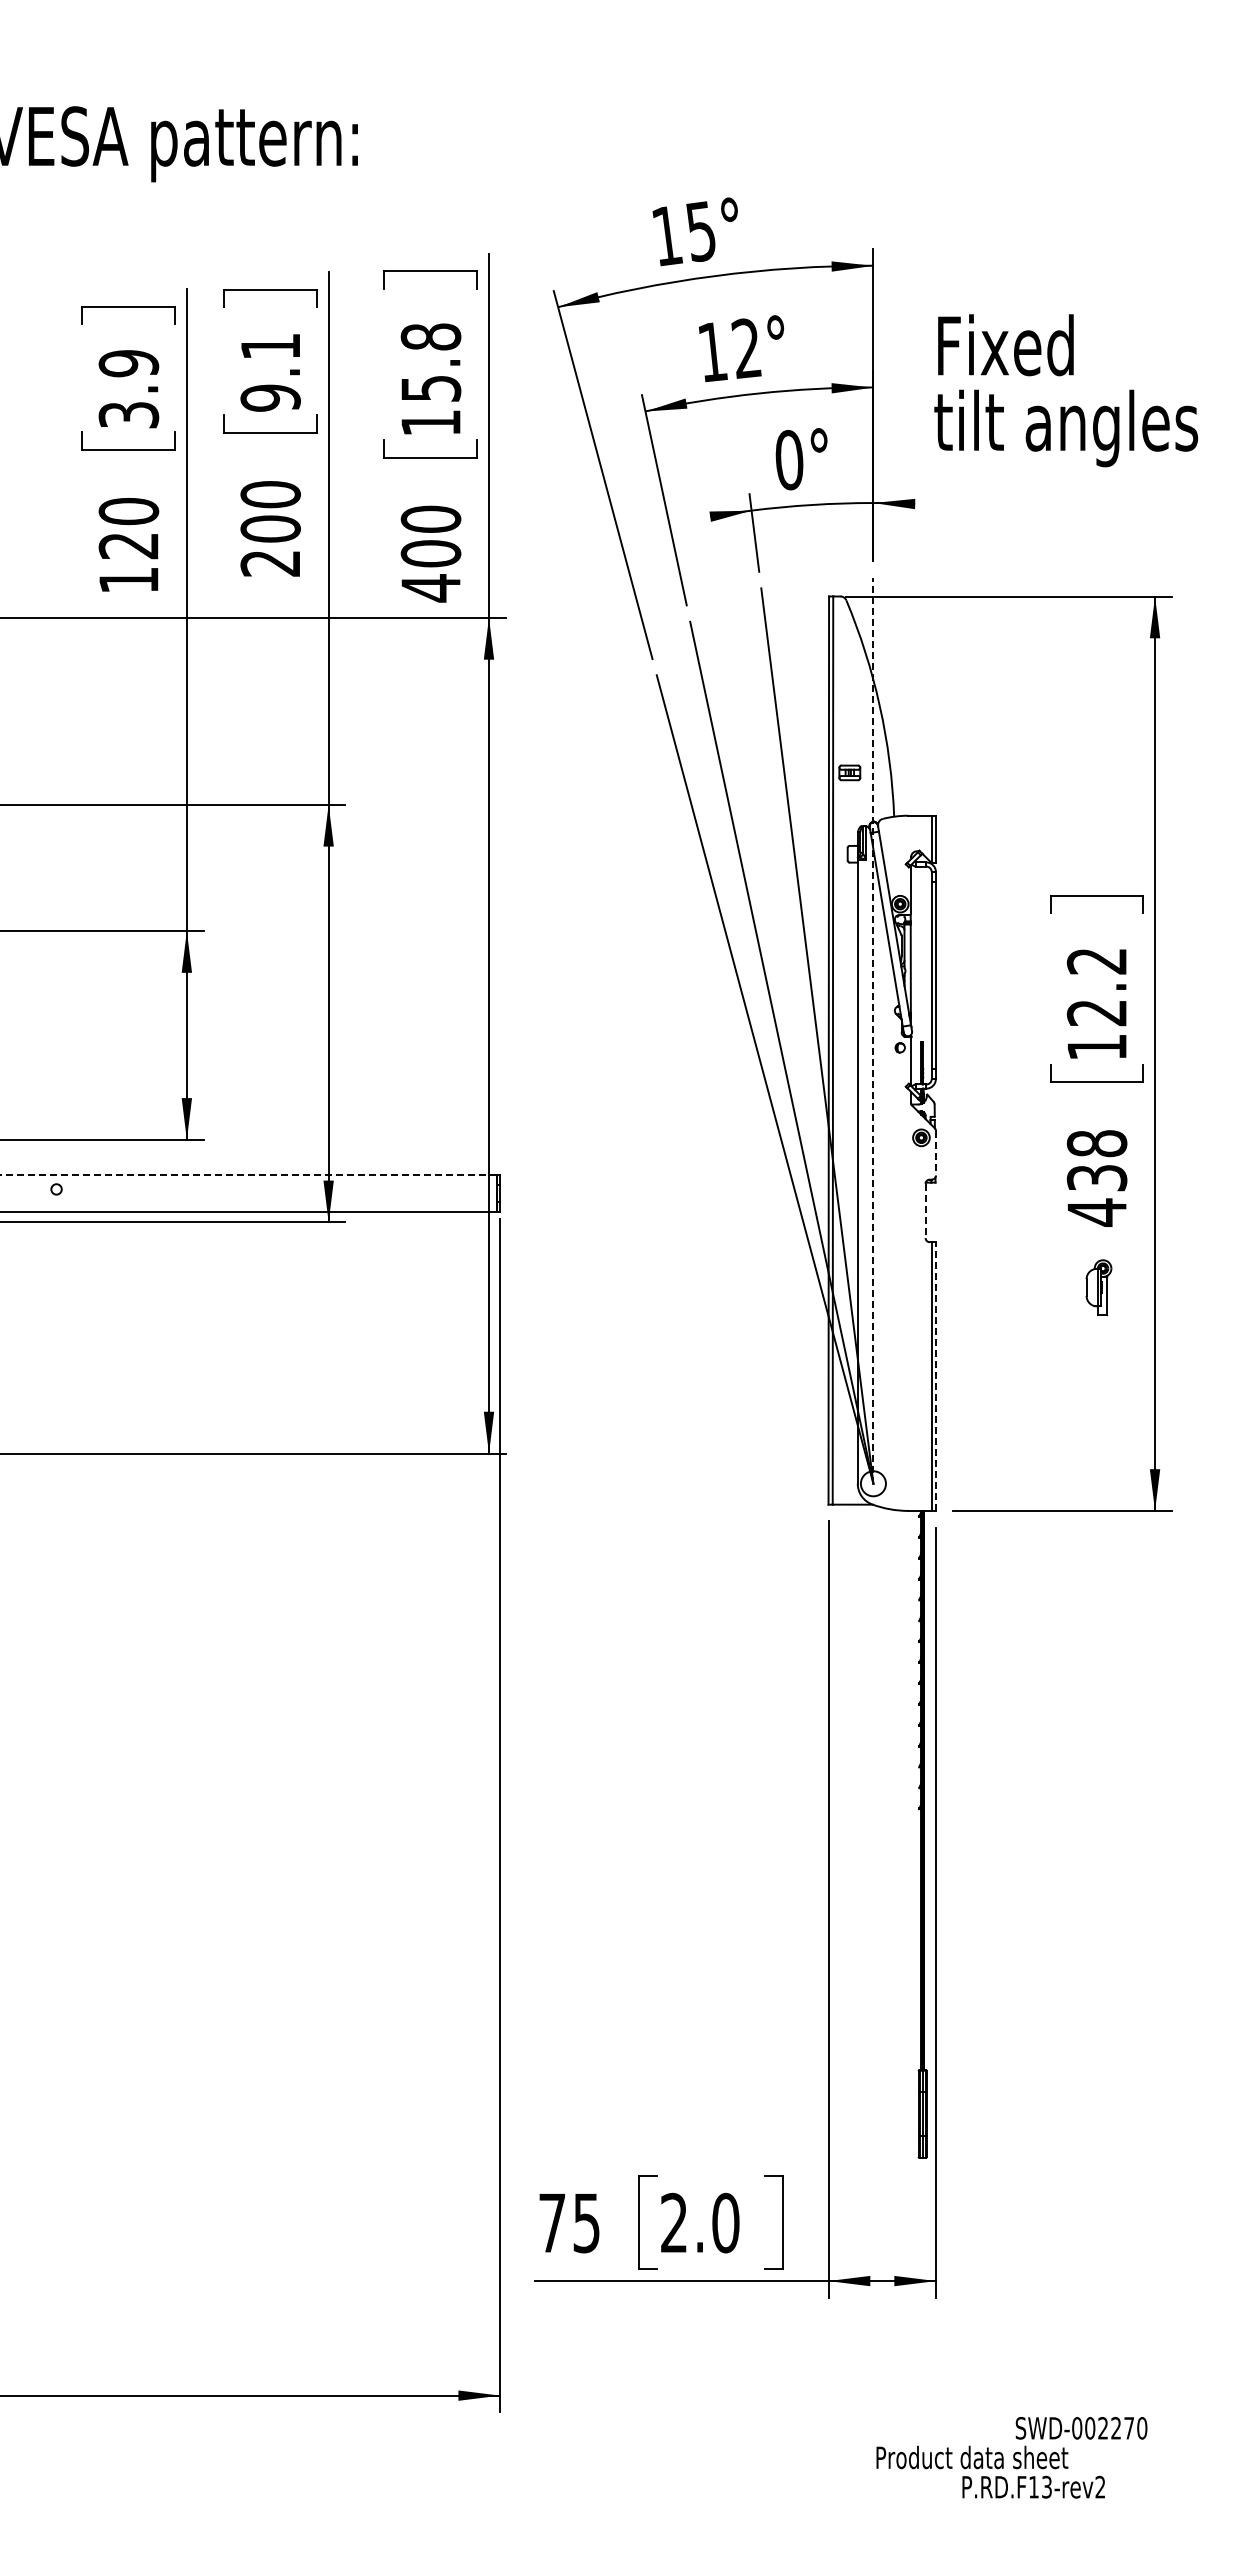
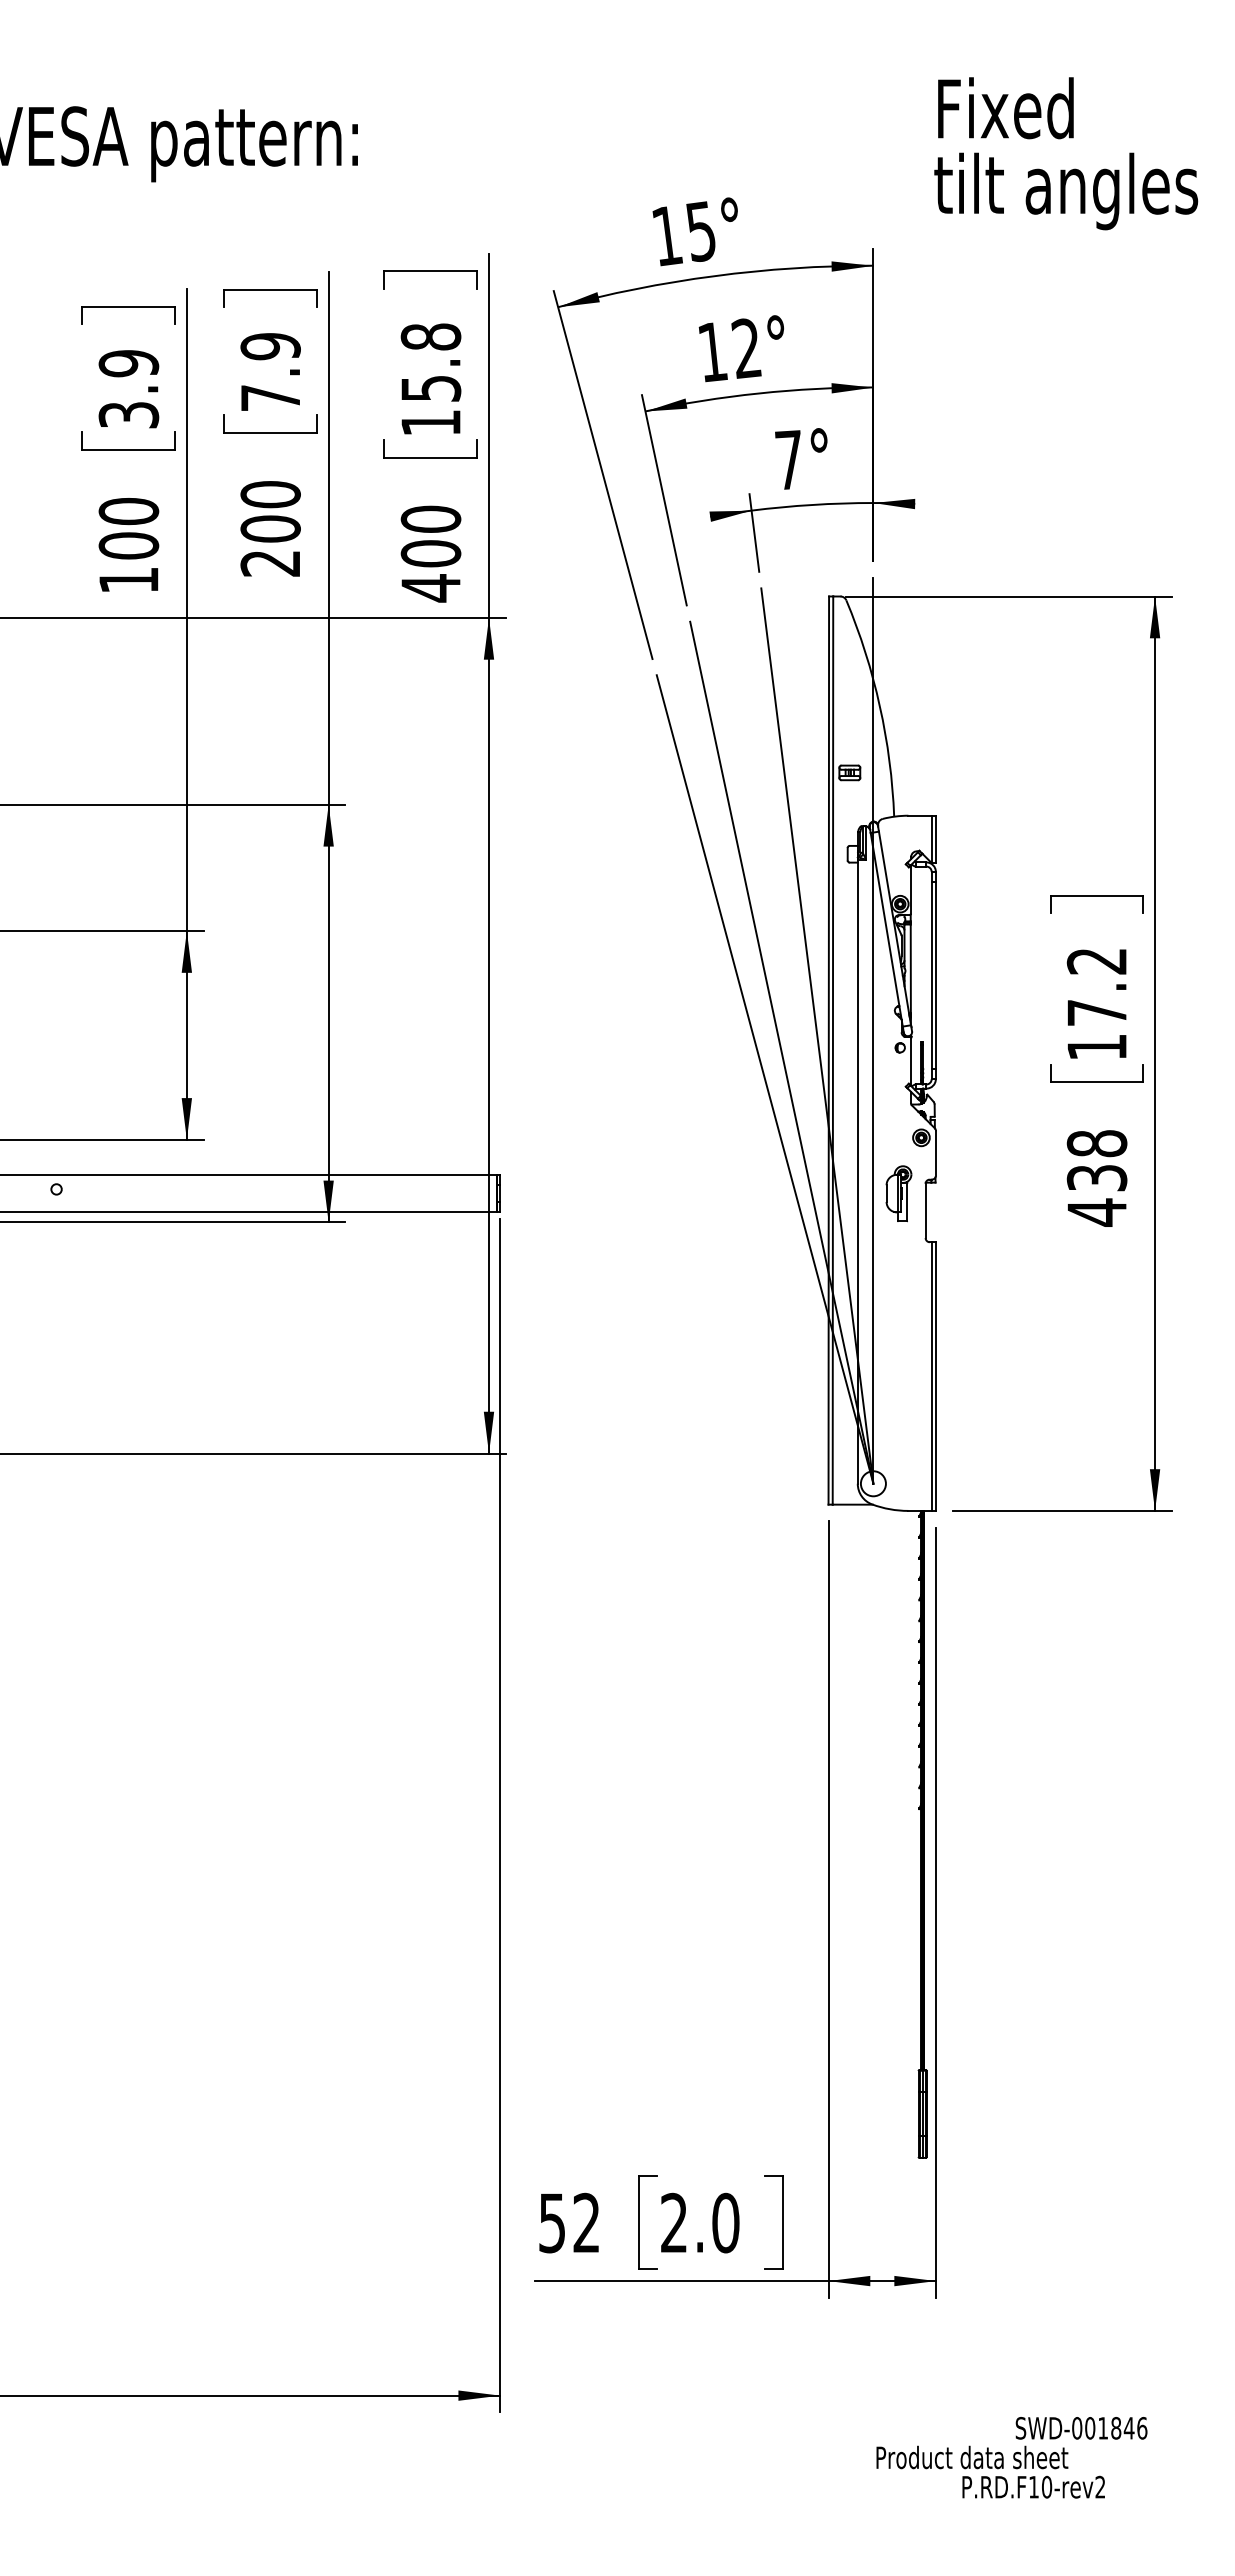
text: 9.1 -> 7.9 (270, 372)
text position: (1066, 390) -> (1066, 153) (1066, 153)
text: 0° -> 7° (789, 460)
text: 120 -> 100 (128, 545)
text: 12.2 -> 17.2 (1096, 1013)
line: dashed -> solid (873, 1030)
line: dashed -> solid (936, 1153)
line: dashed -> solid (248, 1174)
line: dashed -> solid (925, 1211)
part position: (1098, 1287) -> (898, 1193) (898, 1193)
line: dashed -> solid (936, 1376)
text: 75 -> 52 (569, 2222)
text: SWD-002270 -> SWD-001846 (1122, 2427)
text: P.RD.F13-rev2 -> P.RD.F10-rev2 (1047, 2486)
